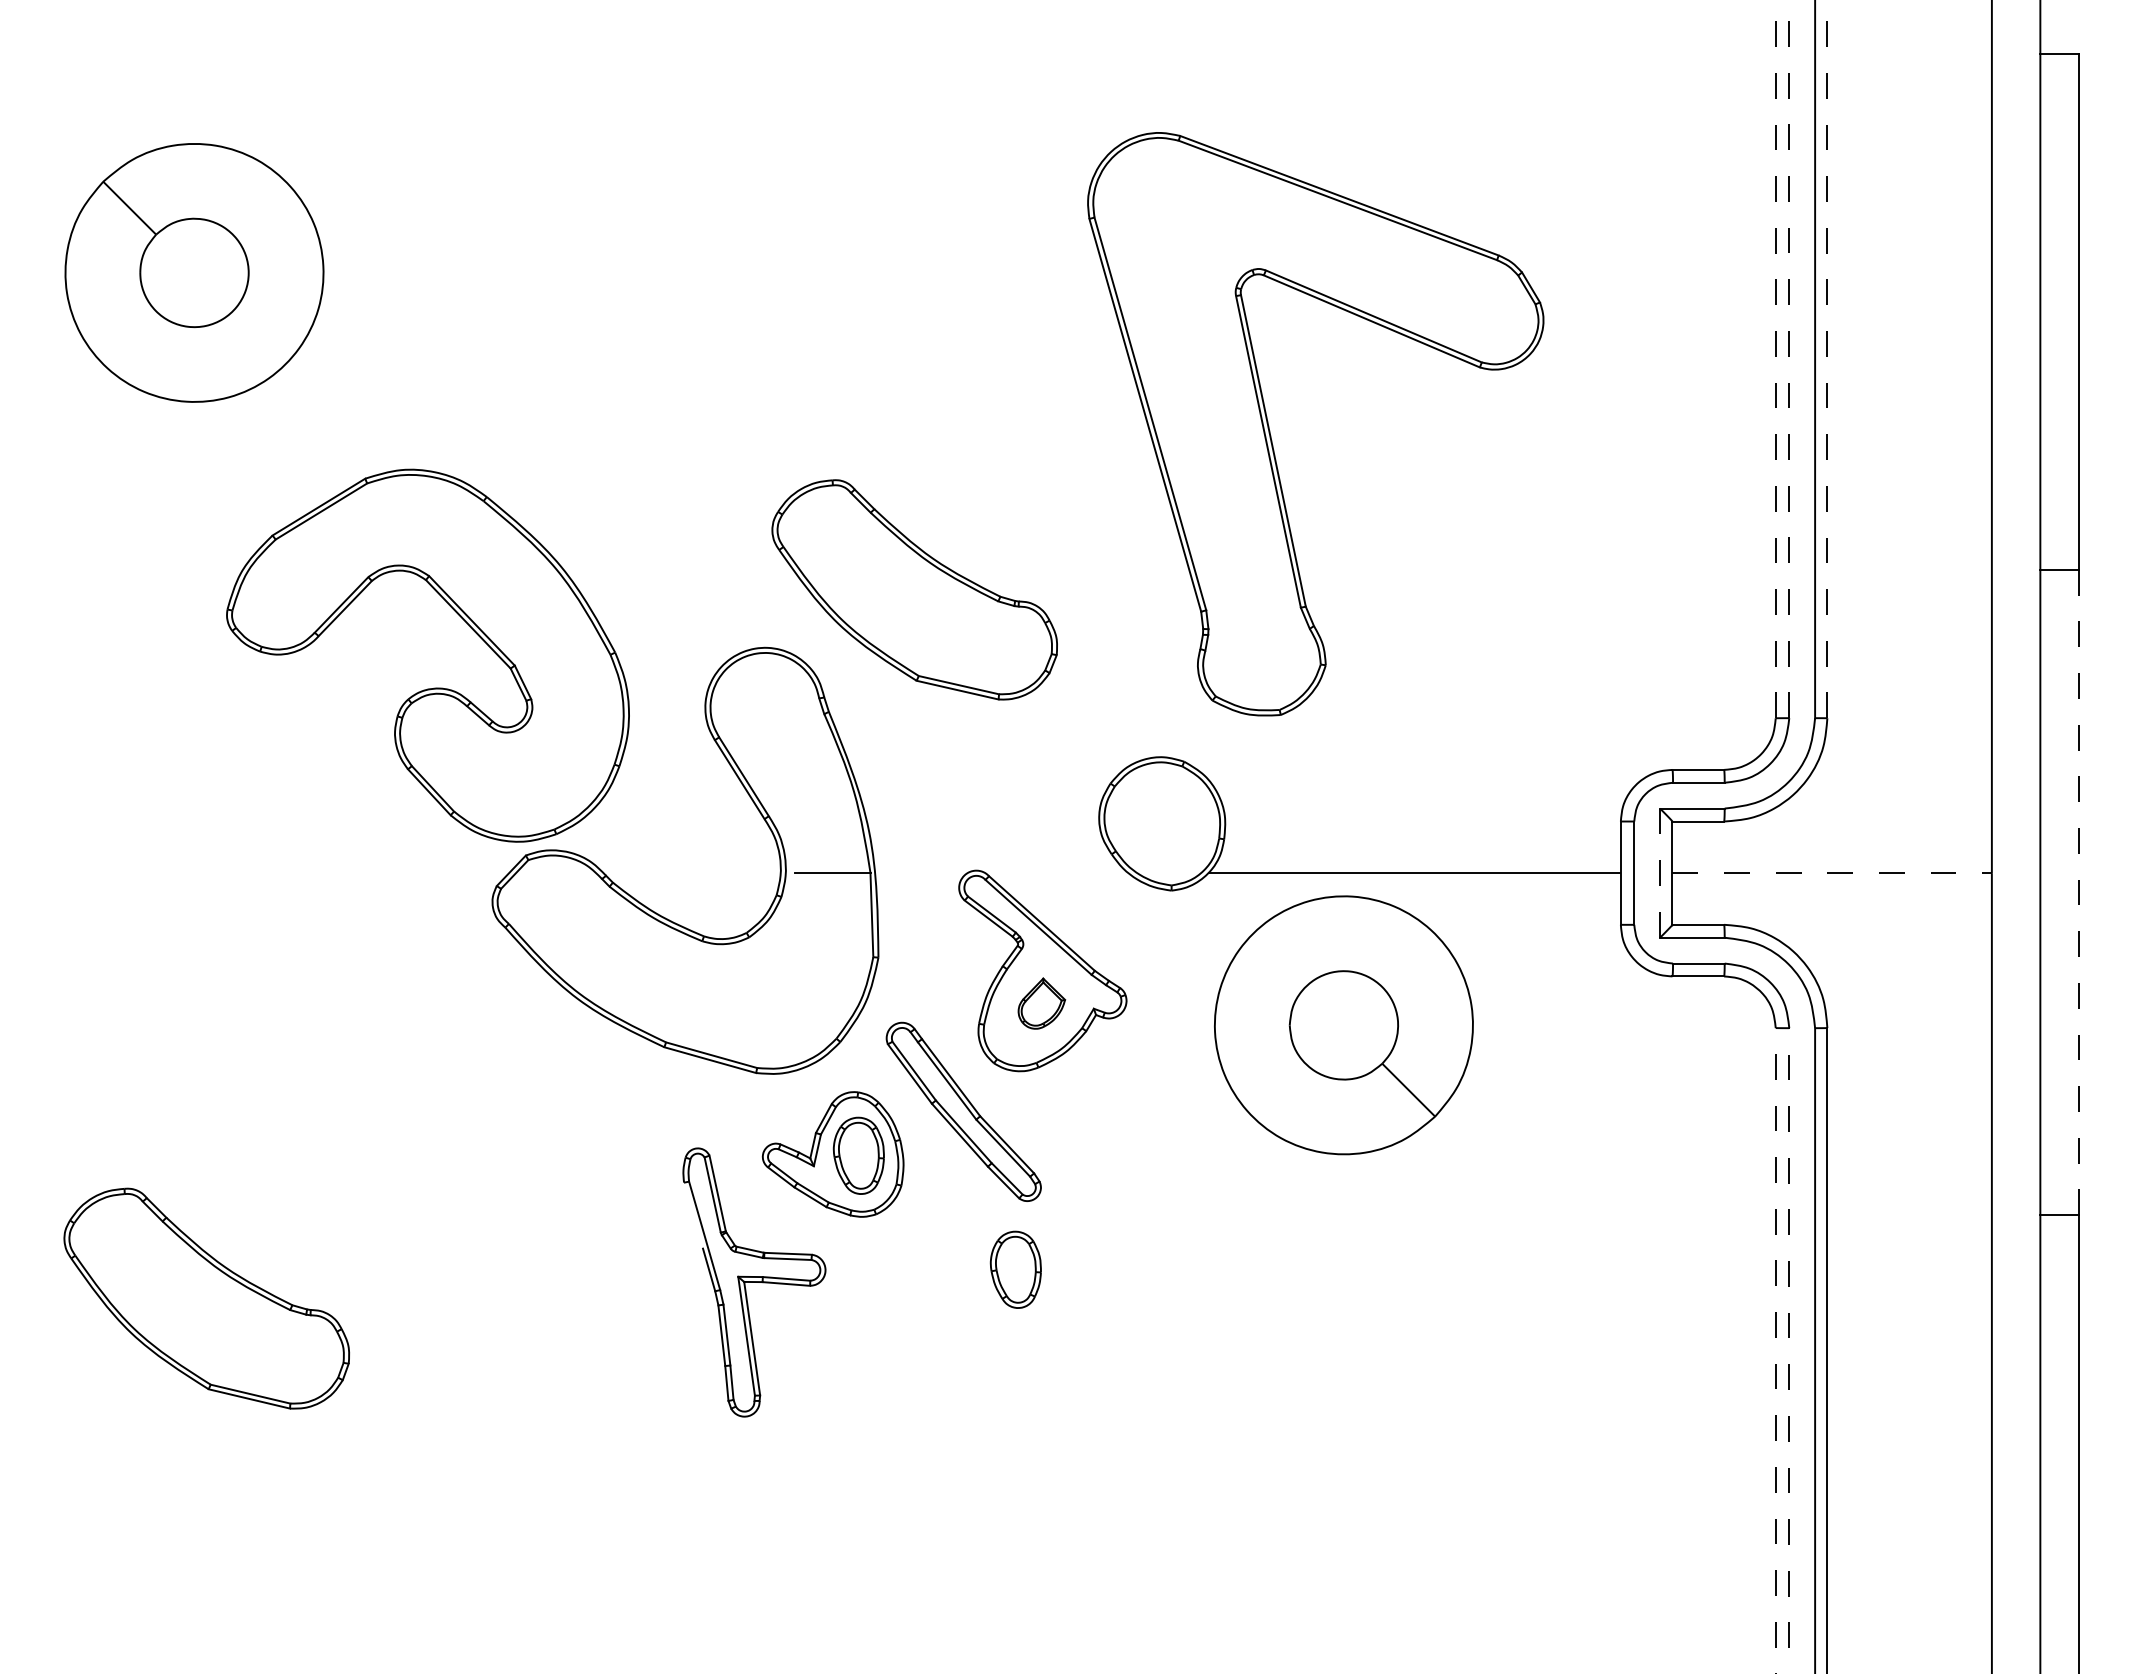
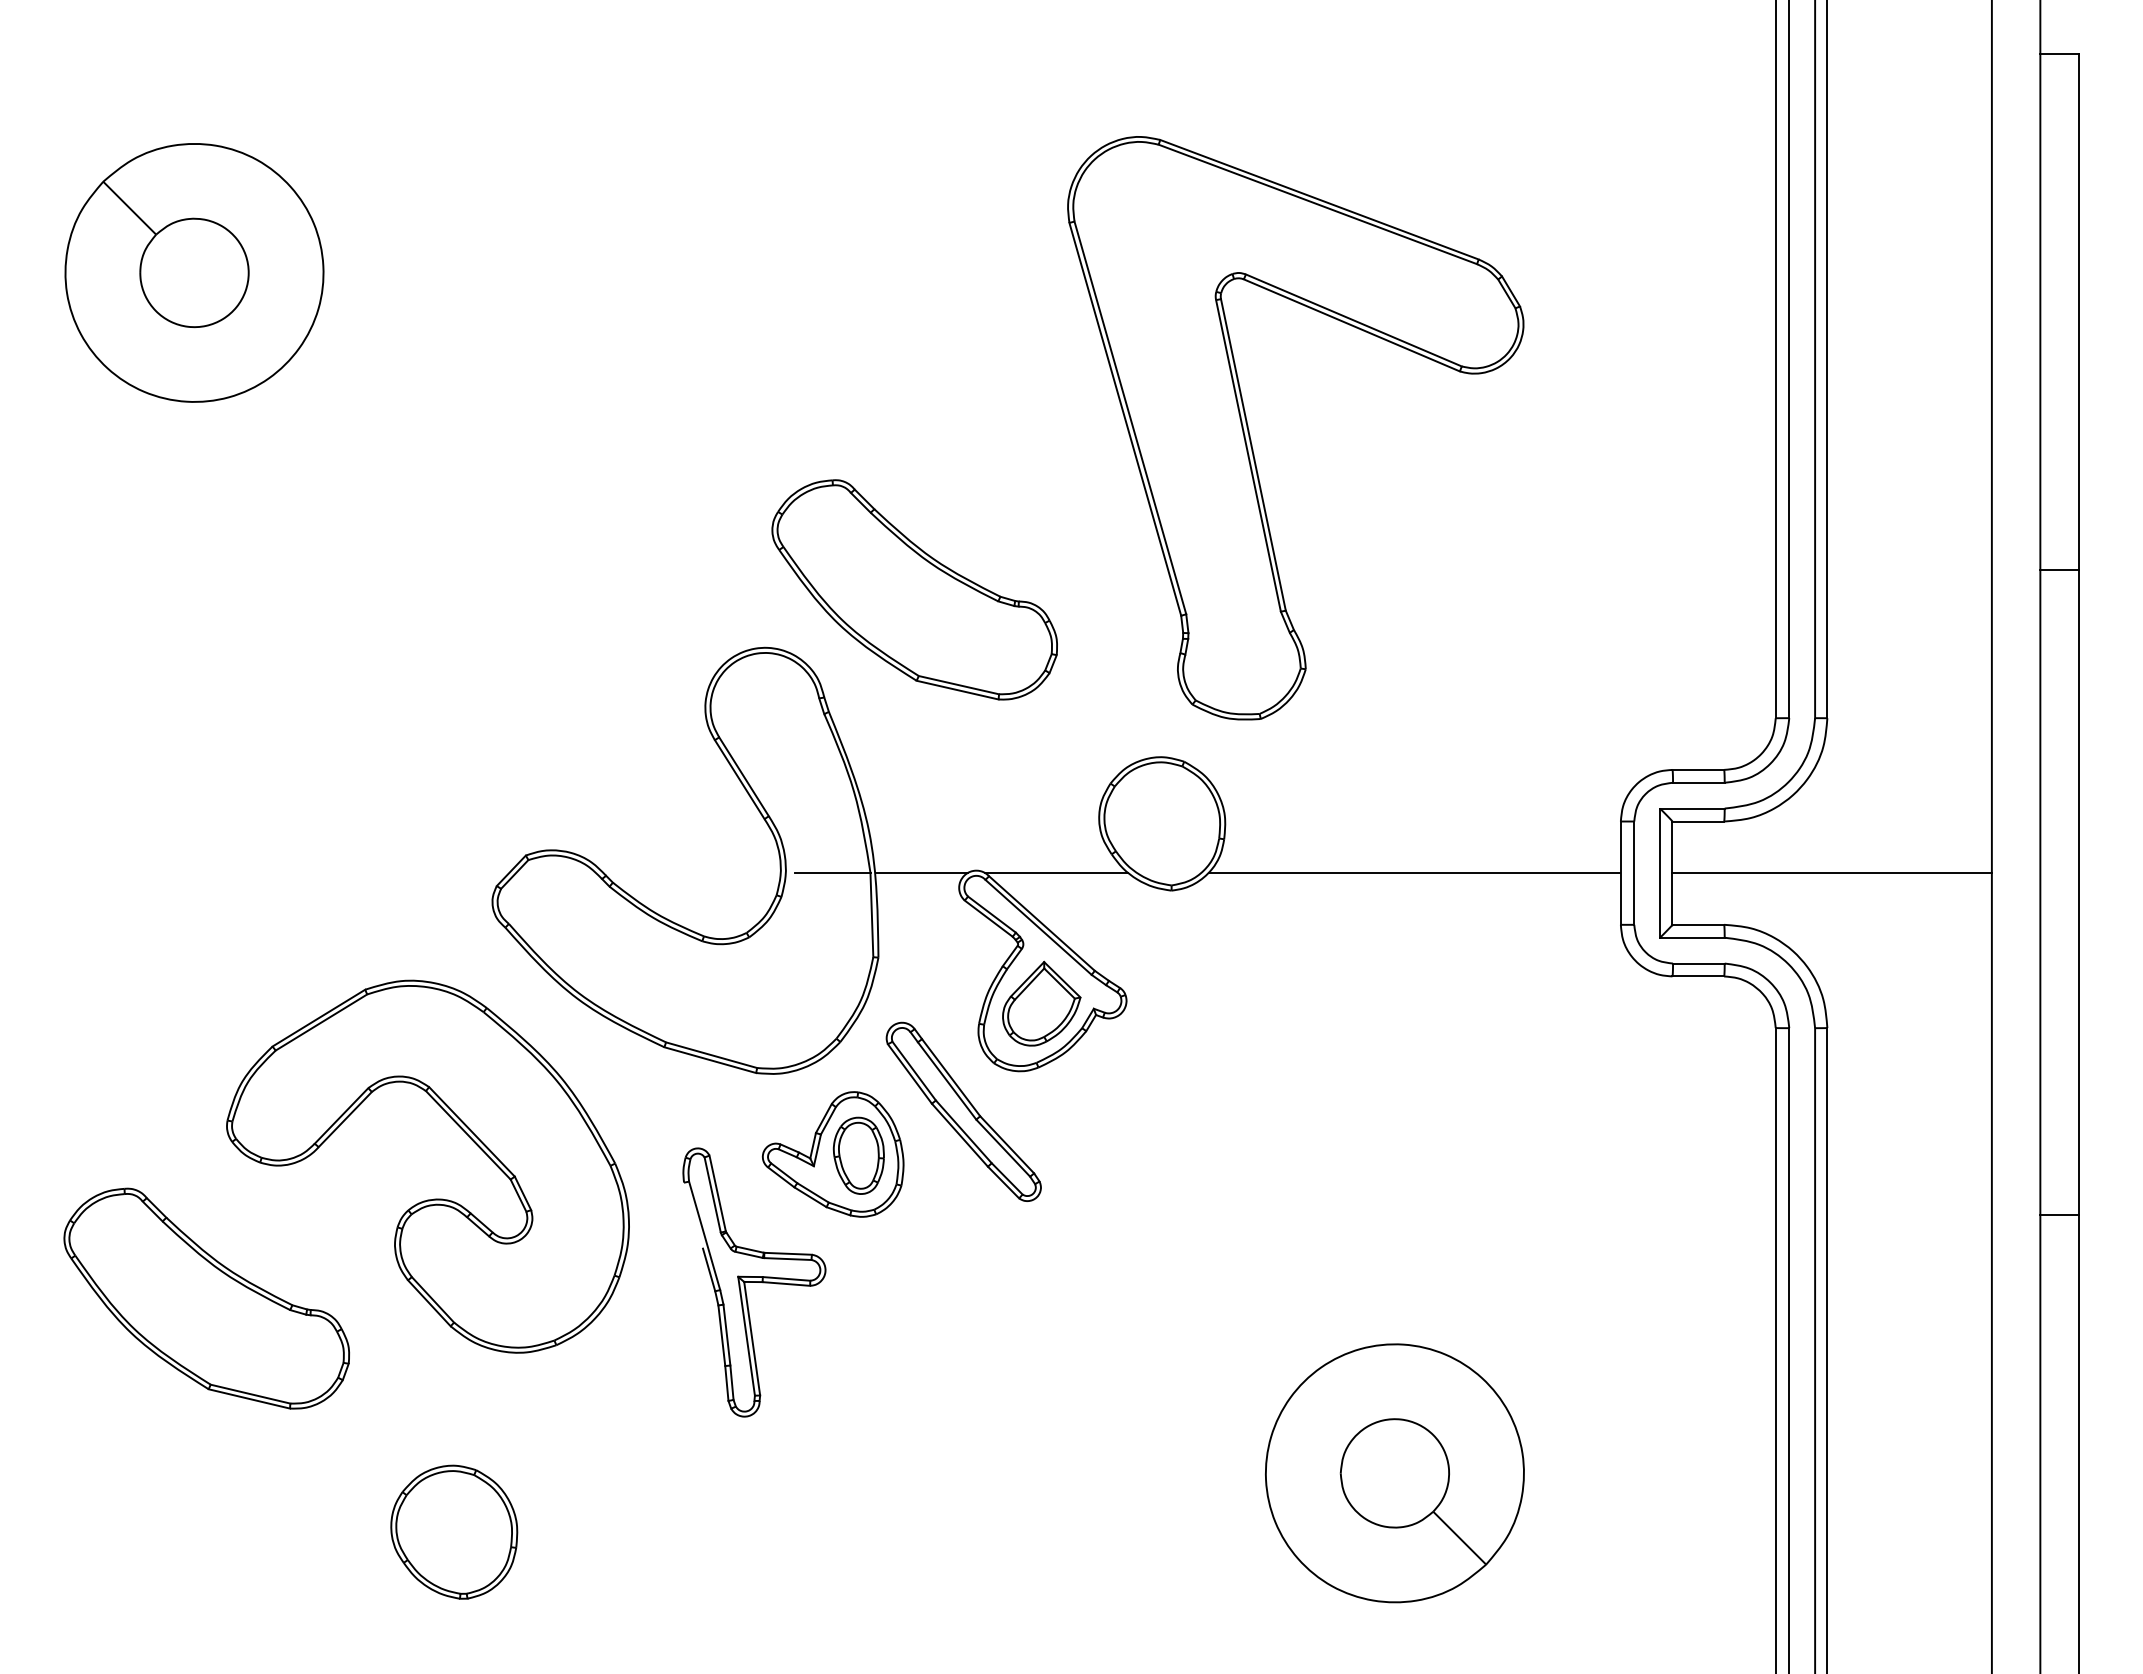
line: dashed -> solid (1775, 359)
line: dashed -> solid (1789, 359)
line: dashed -> solid (1827, 359)
part position: (1271, 435) -> (1251, 439) (1251, 439)
part position: (434, 687) -> (434, 1198) (434, 1198)
line: none -> present (921, 873)
line: none -> present (1056, 873)
line: dashed -> solid (1660, 873)
line: dashed -> solid (1832, 873)
line: dashed -> solid (2078, 892)
part size: 50x53 px -> 80x87 px (1041, 1003)
part position: (1343, 1025) -> (1394, 1473) (1394, 1473)
part: present -> none (1015, 1269)
line: dashed -> solid (1775, 1350)
line: dashed -> solid (1789, 1350)
part: none -> present (454, 1531)
